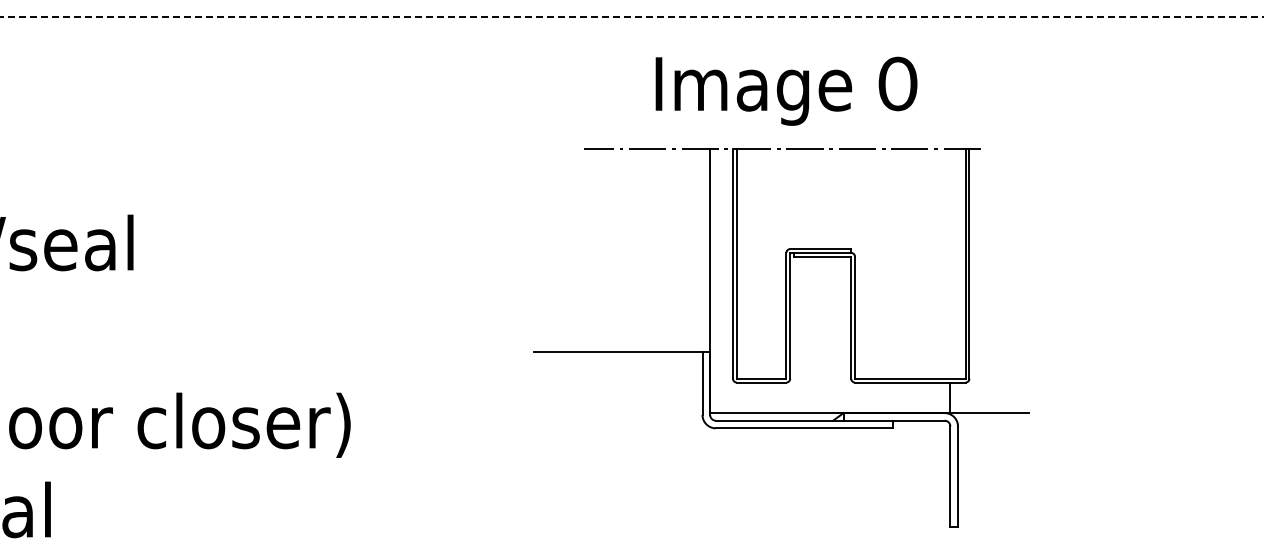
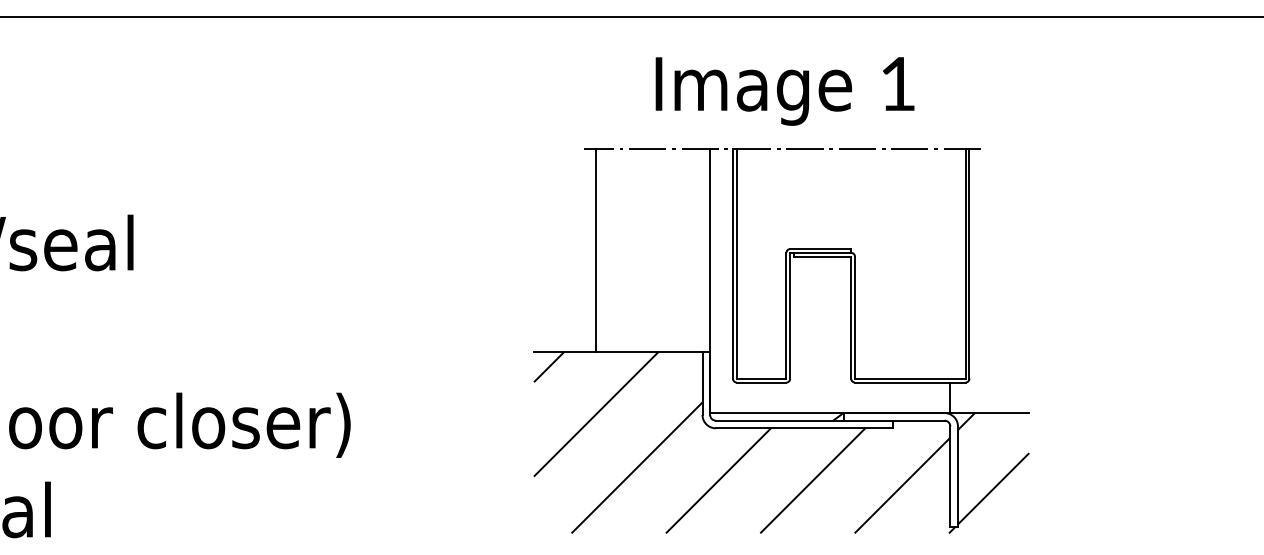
line: dashed -> solid (632, 16)
text: 0 -> 1 (897, 83)
line: none -> present (595, 250)
hatch: none -> present (781, 442)
